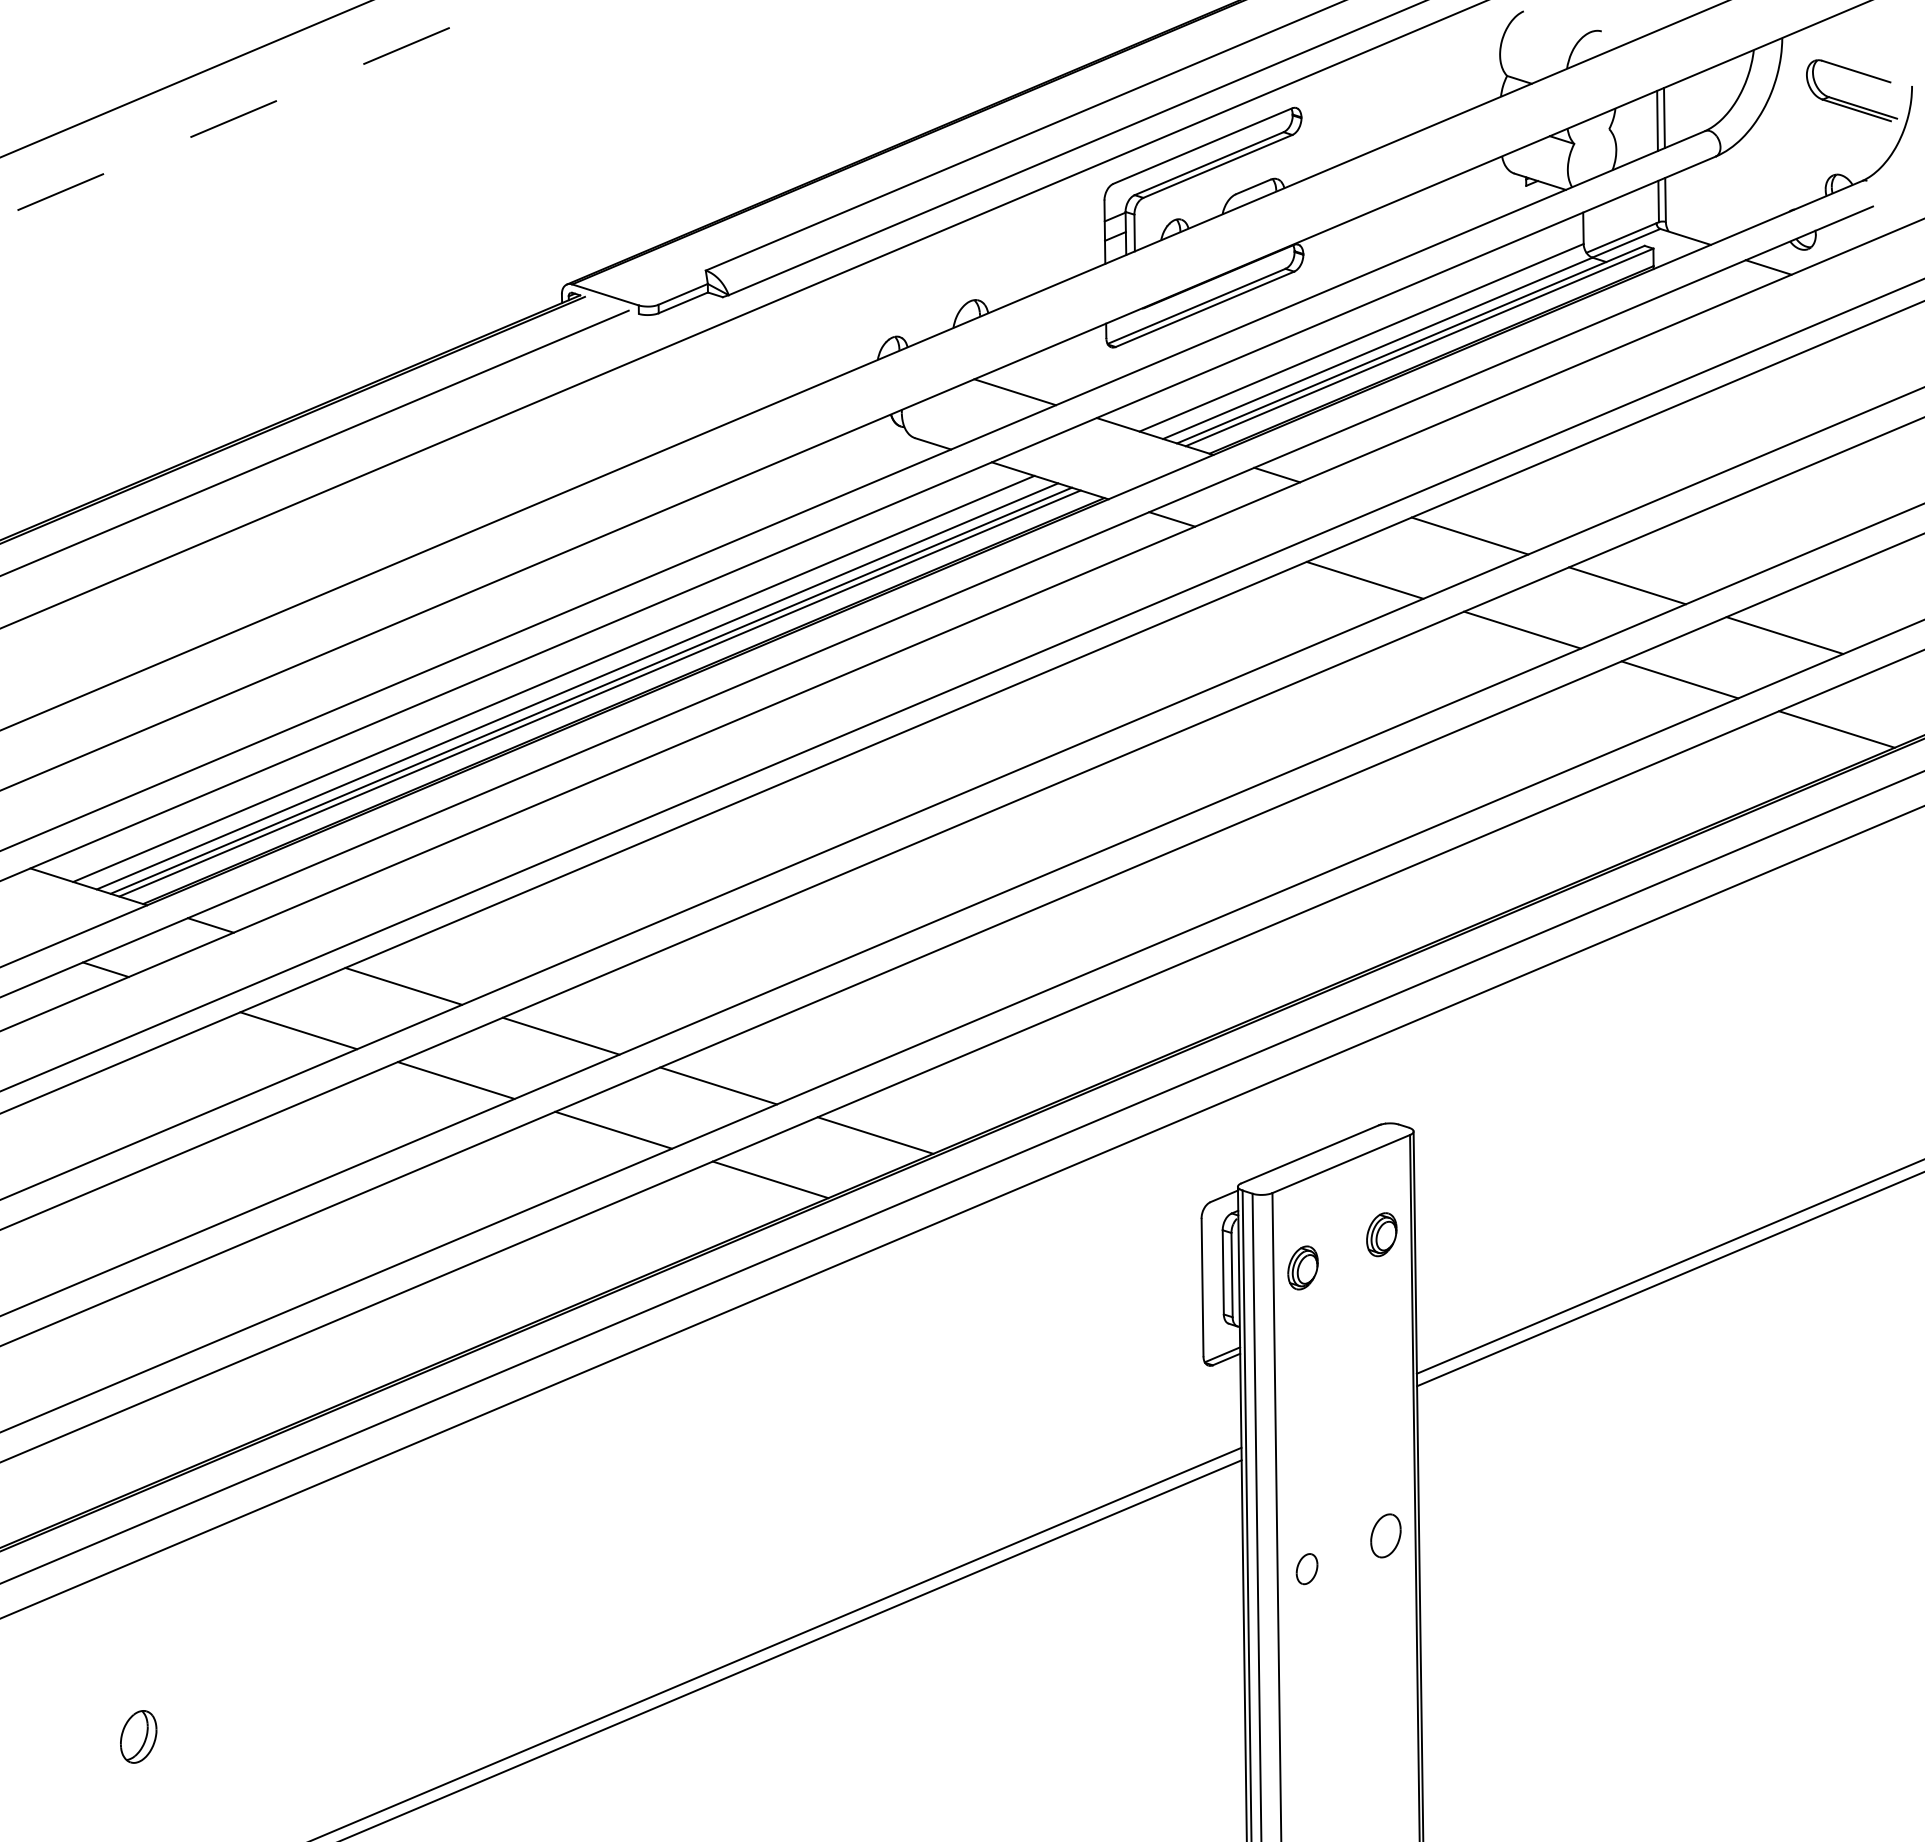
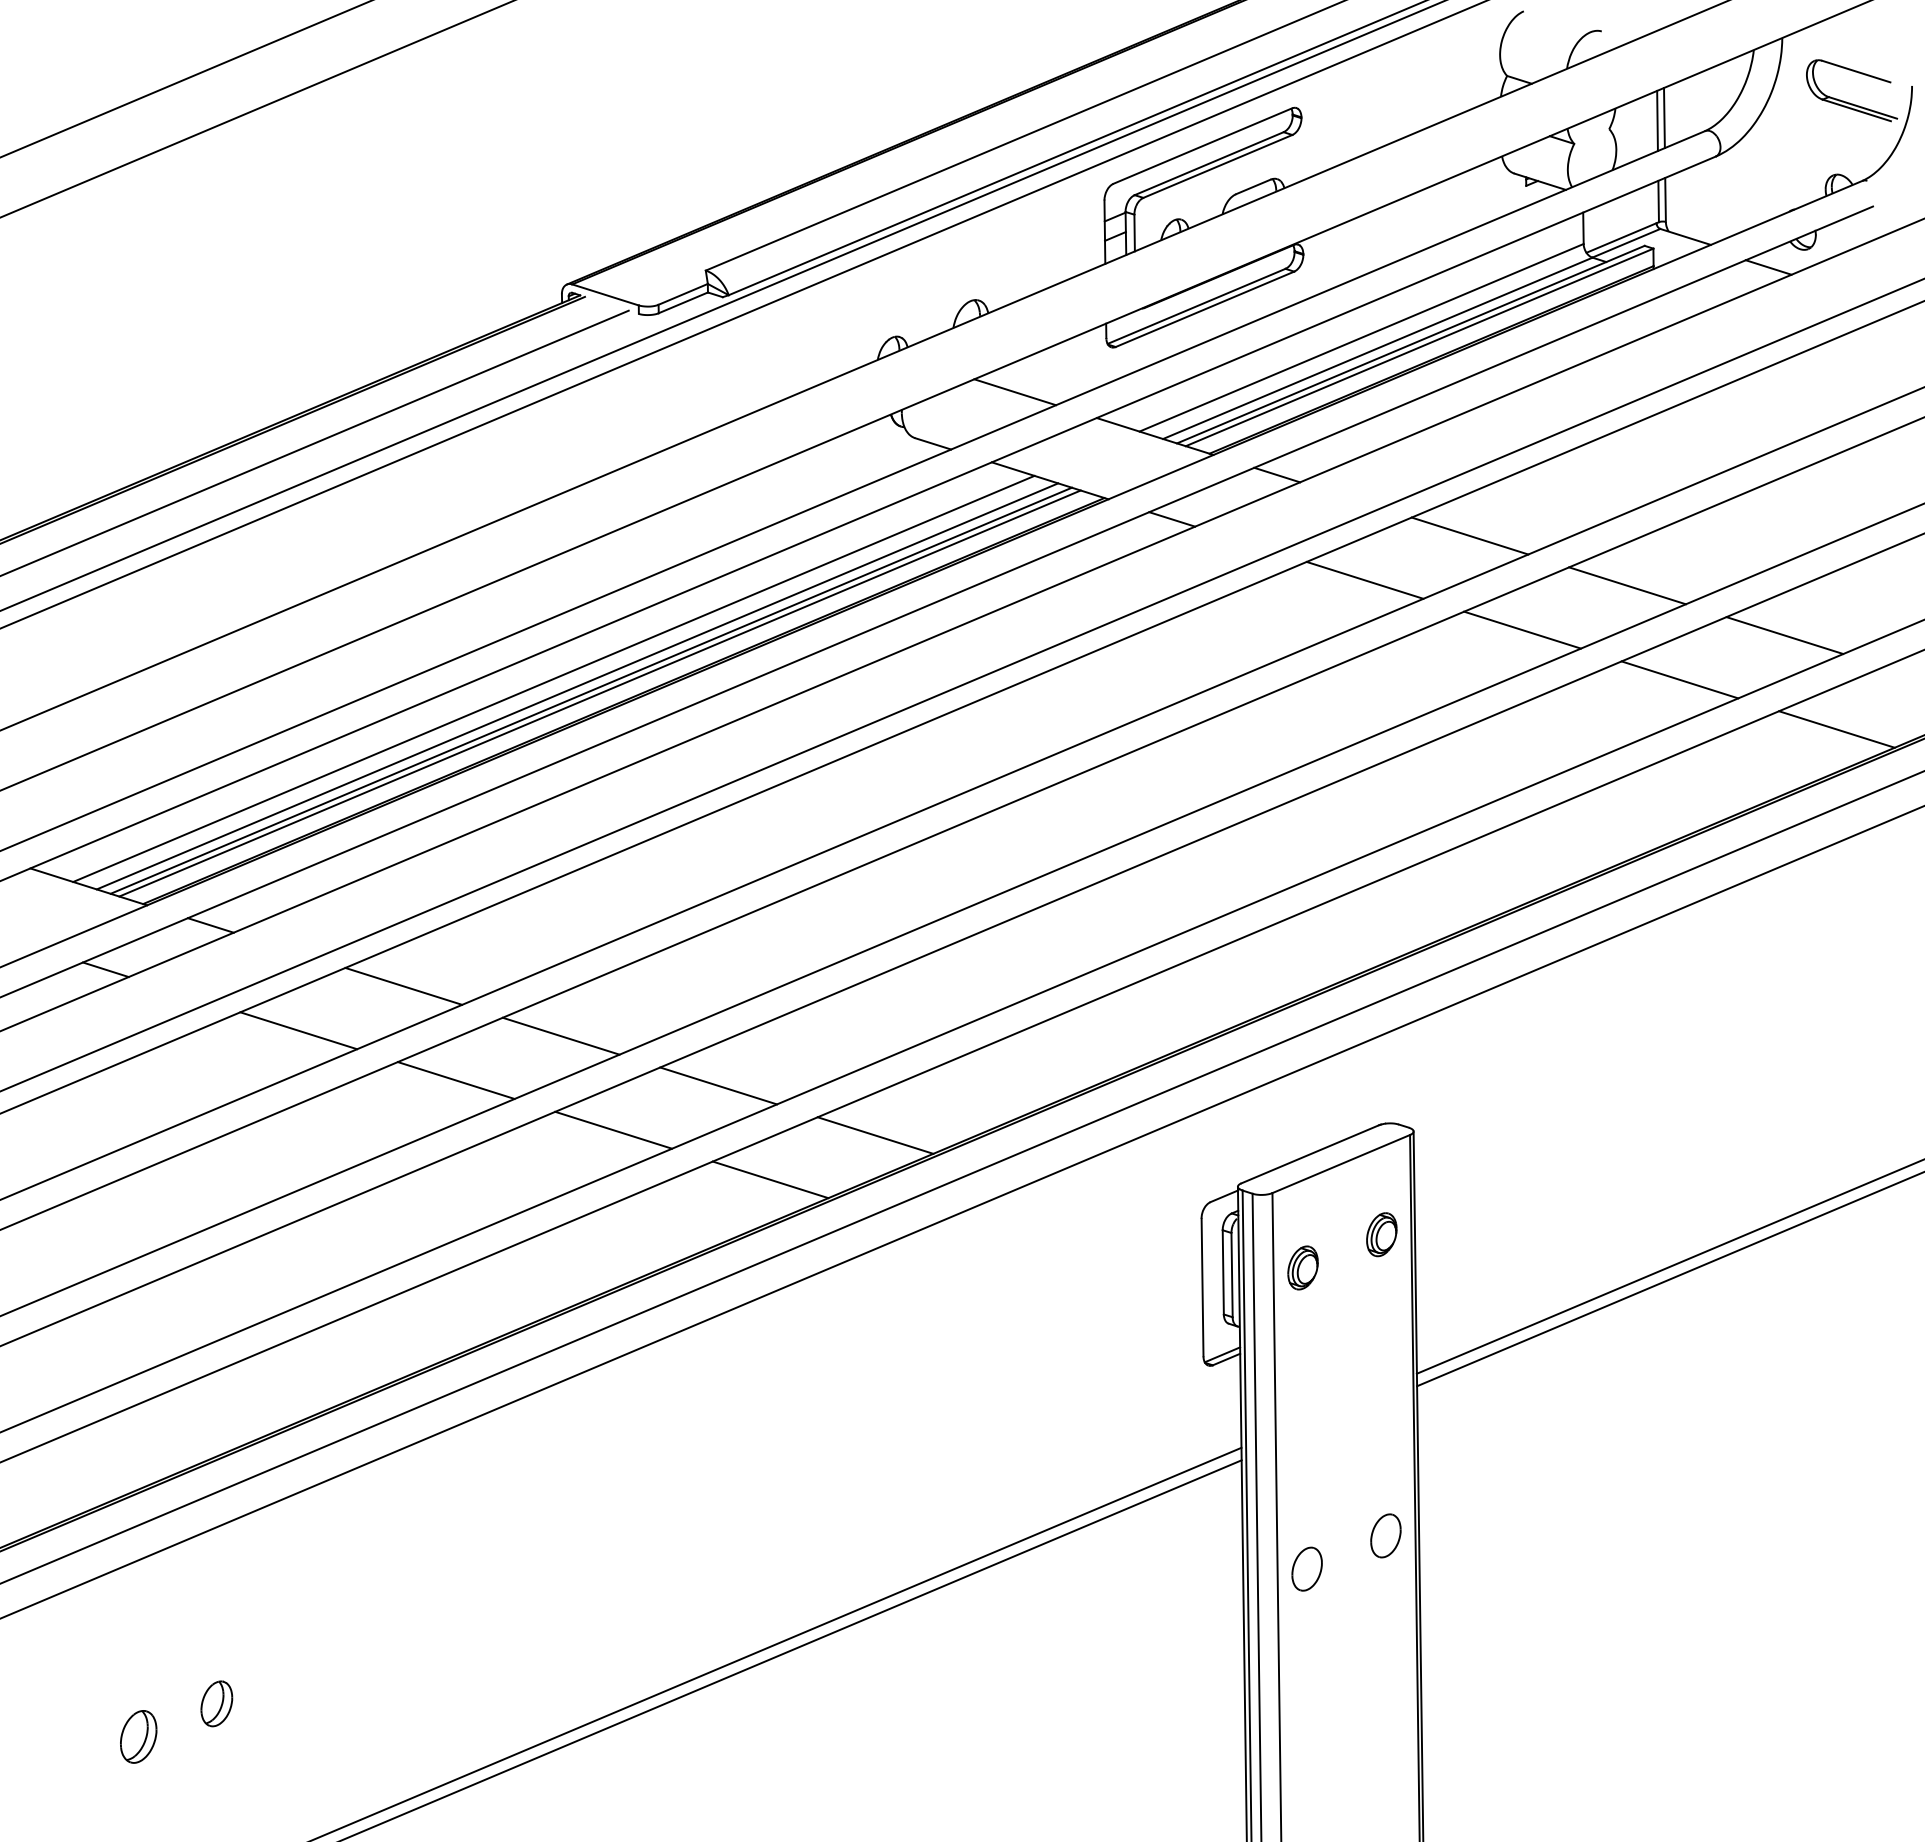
line: dashed -> solid (258, 108)
line: none -> present (721, 306)
part size: 24x33 px -> 32x46 px (1306, 1568)
part: none -> present (216, 1703)
